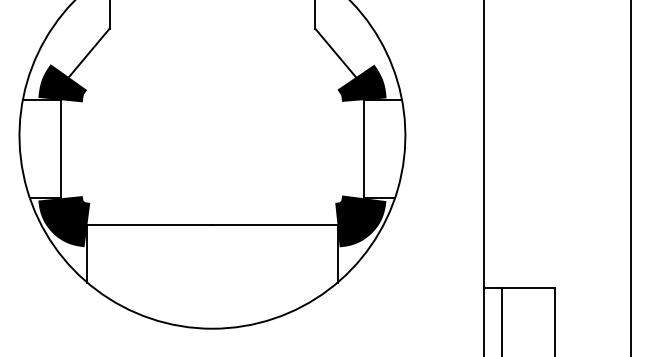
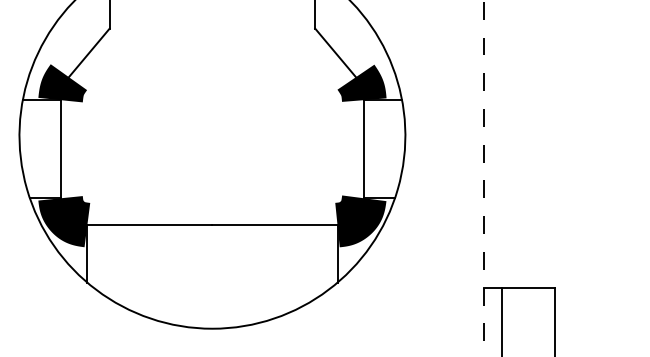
line: present -> none (630, 177)
line: solid -> dashed (484, 178)
